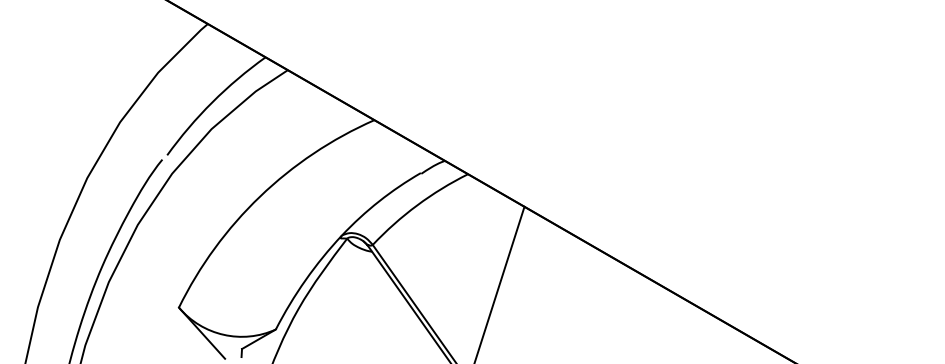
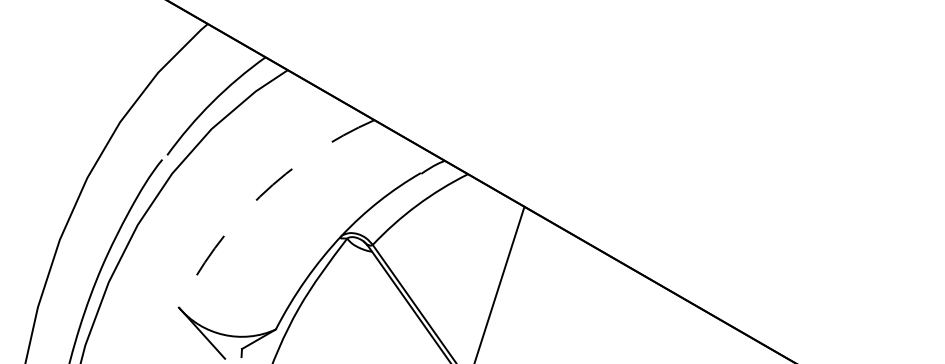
arc: solid -> dashed (260, 196)
